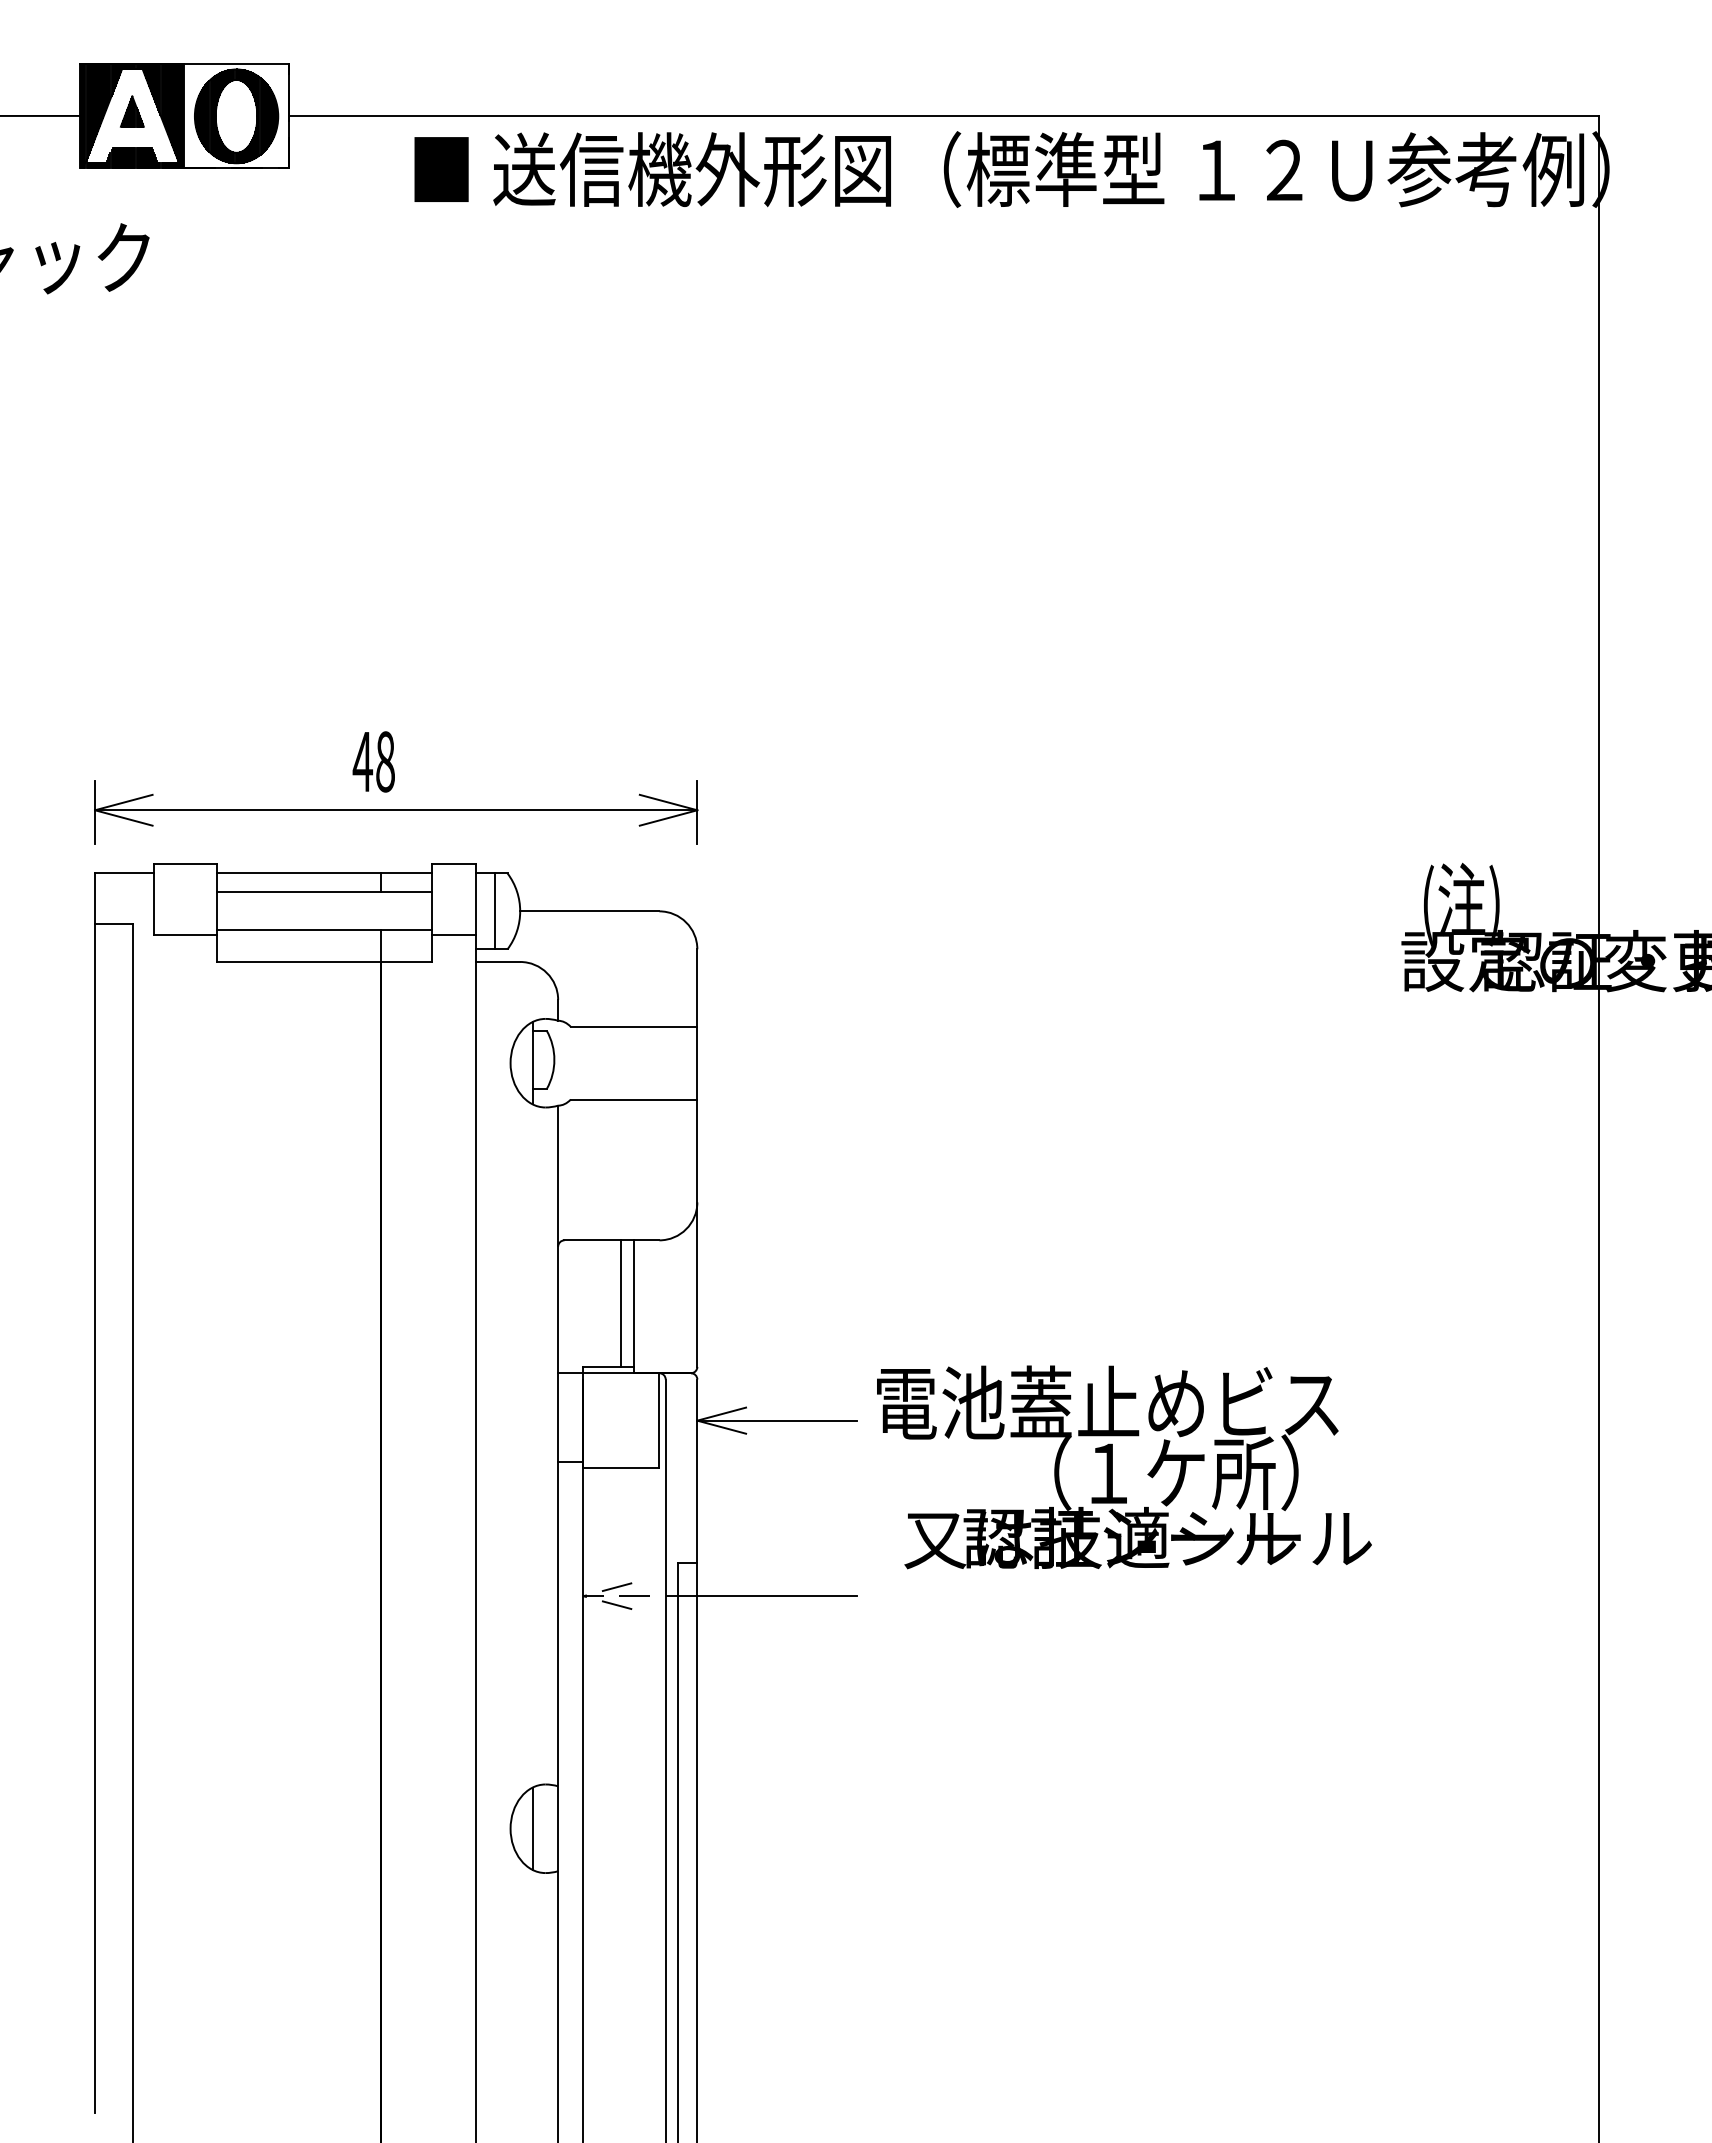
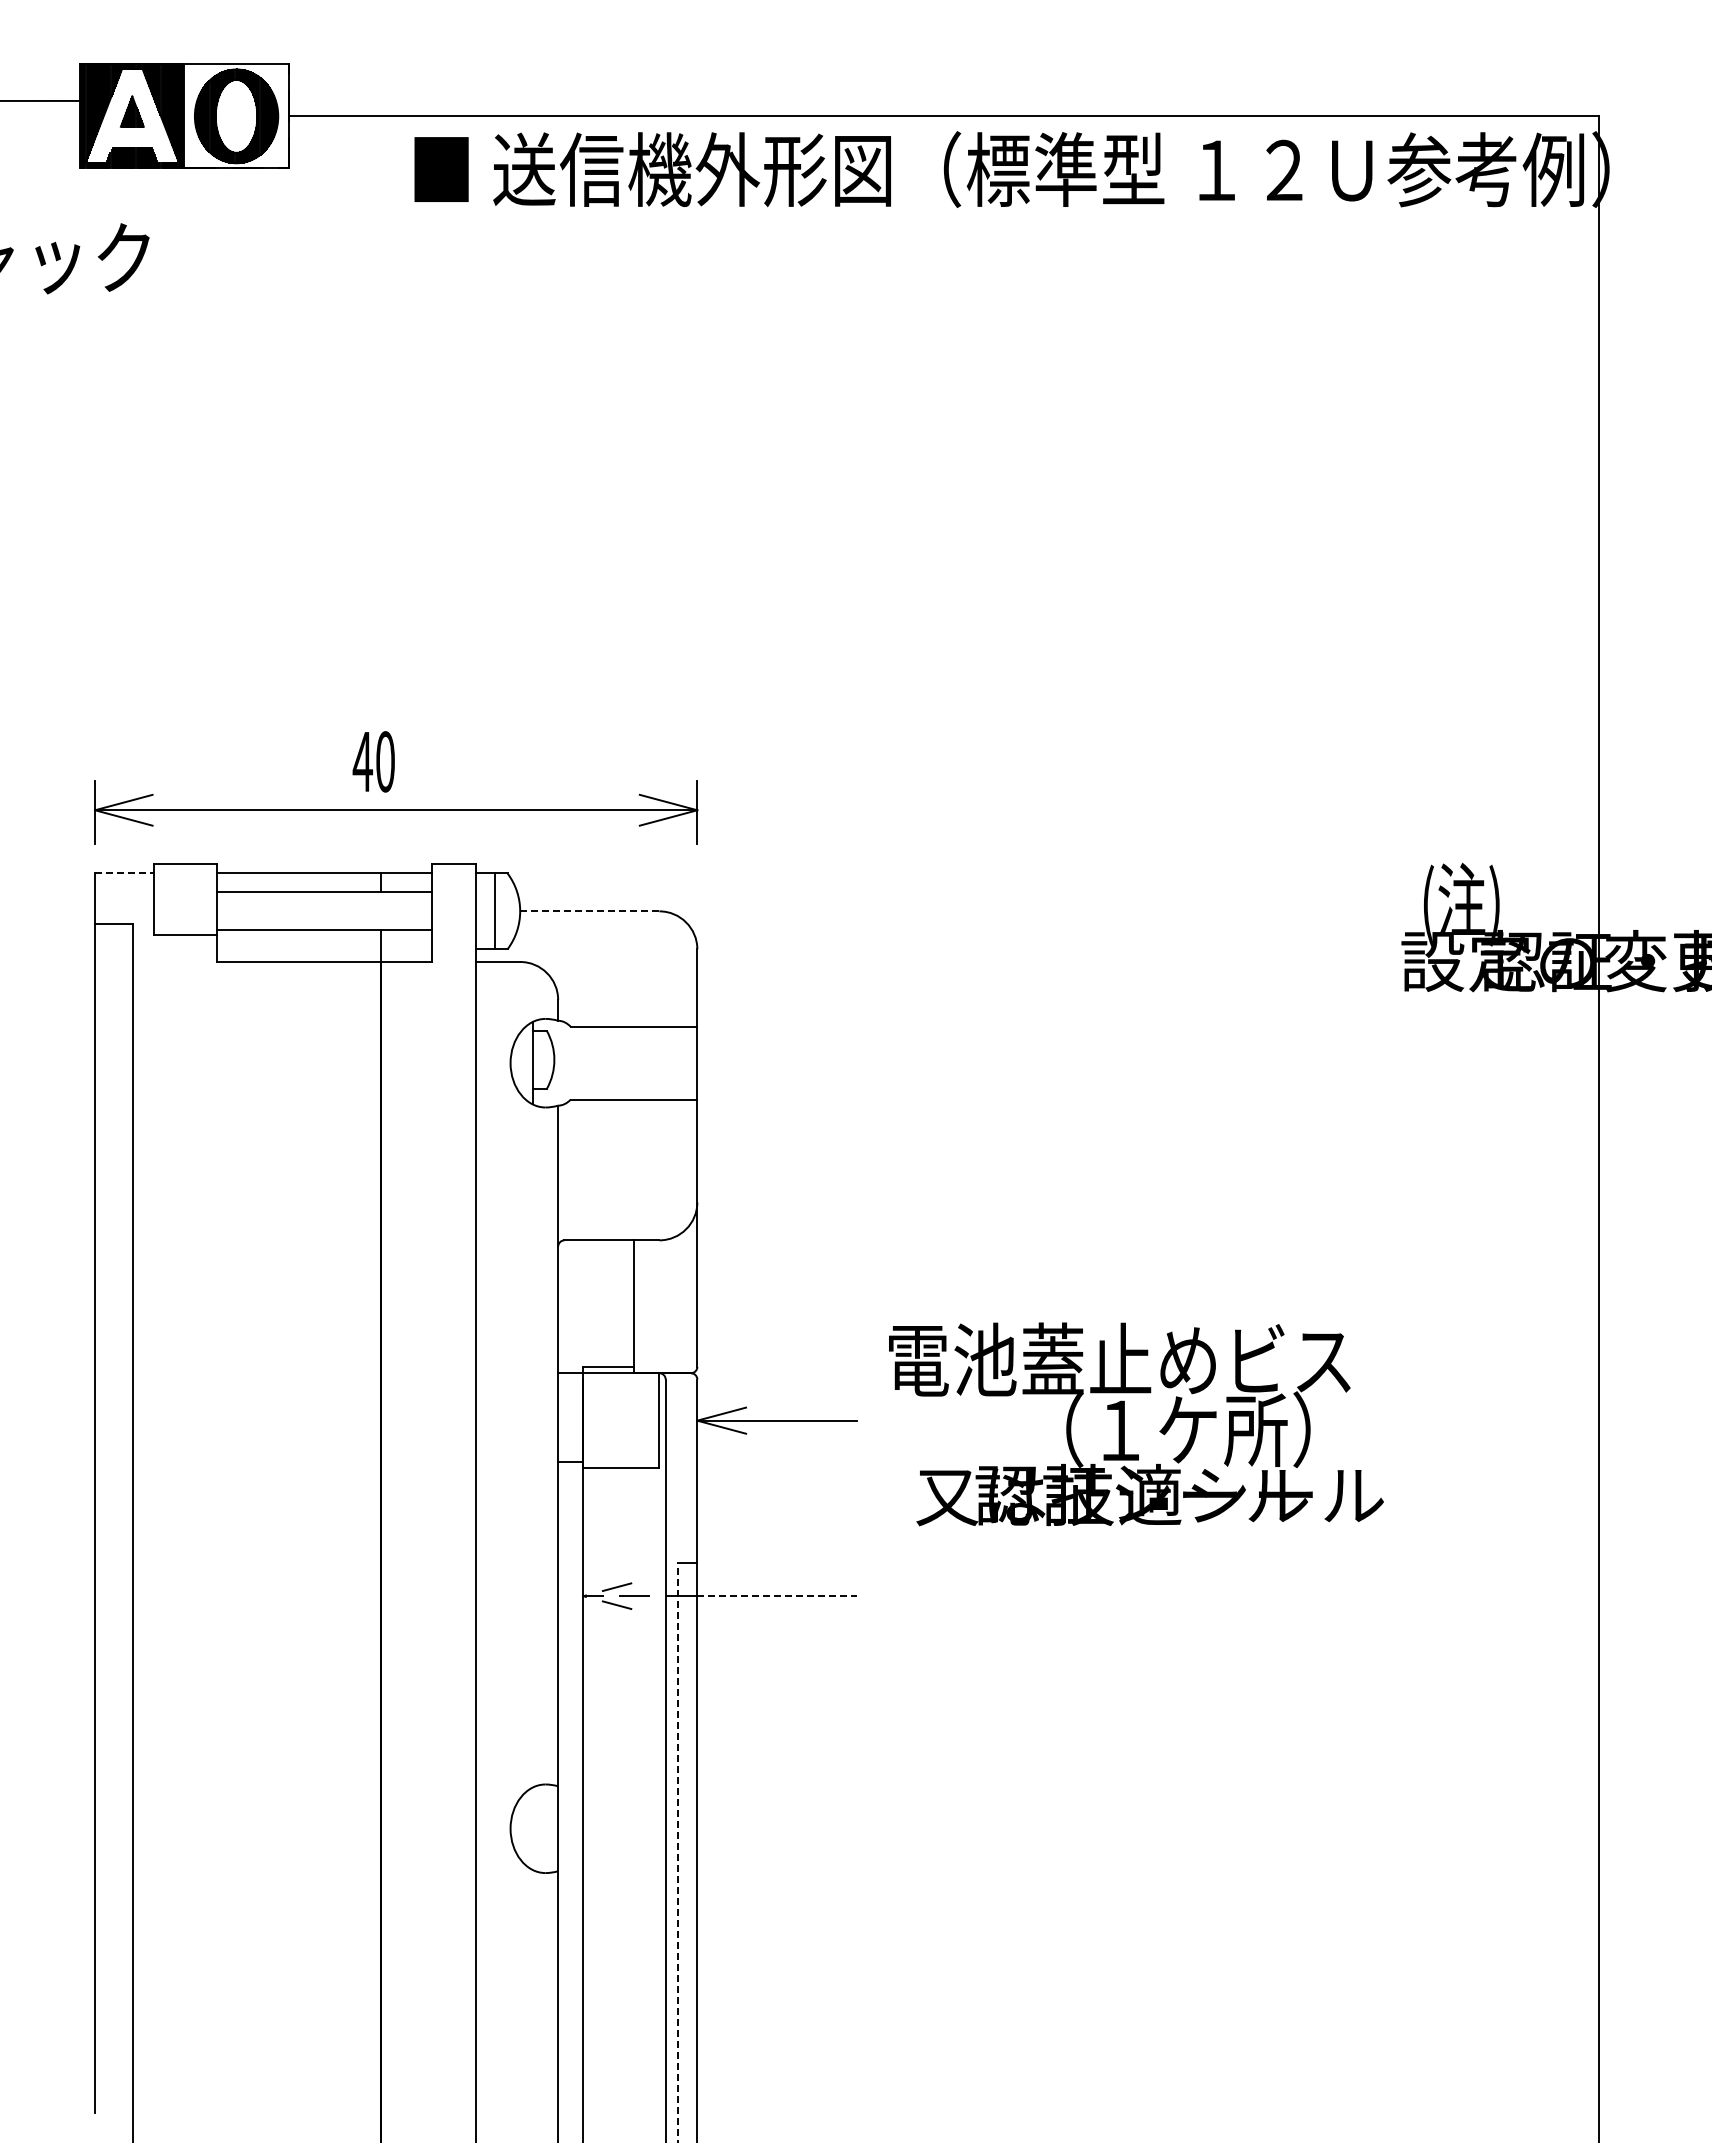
line position: (42, 115) -> (42, 100) (42, 100)
text: 48 -> 40 (385, 761)
line: solid -> dashed (124, 873)
line: solid -> dashed (589, 911)
line: present -> none (453, 935)
line: present -> none (621, 1303)
text position: (1124, 1467) -> (1136, 1424) (1136, 1424)
line: solid -> dashed (777, 1596)
line: present -> none (532, 1828)
line: solid -> dashed (678, 1853)
